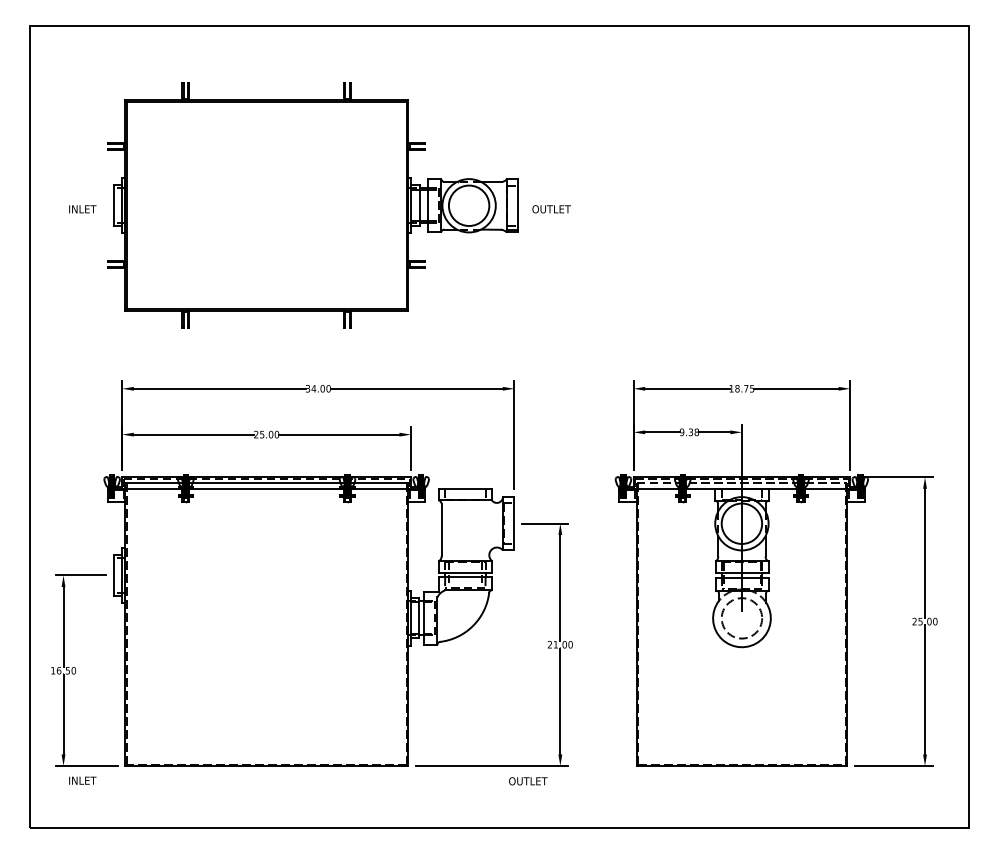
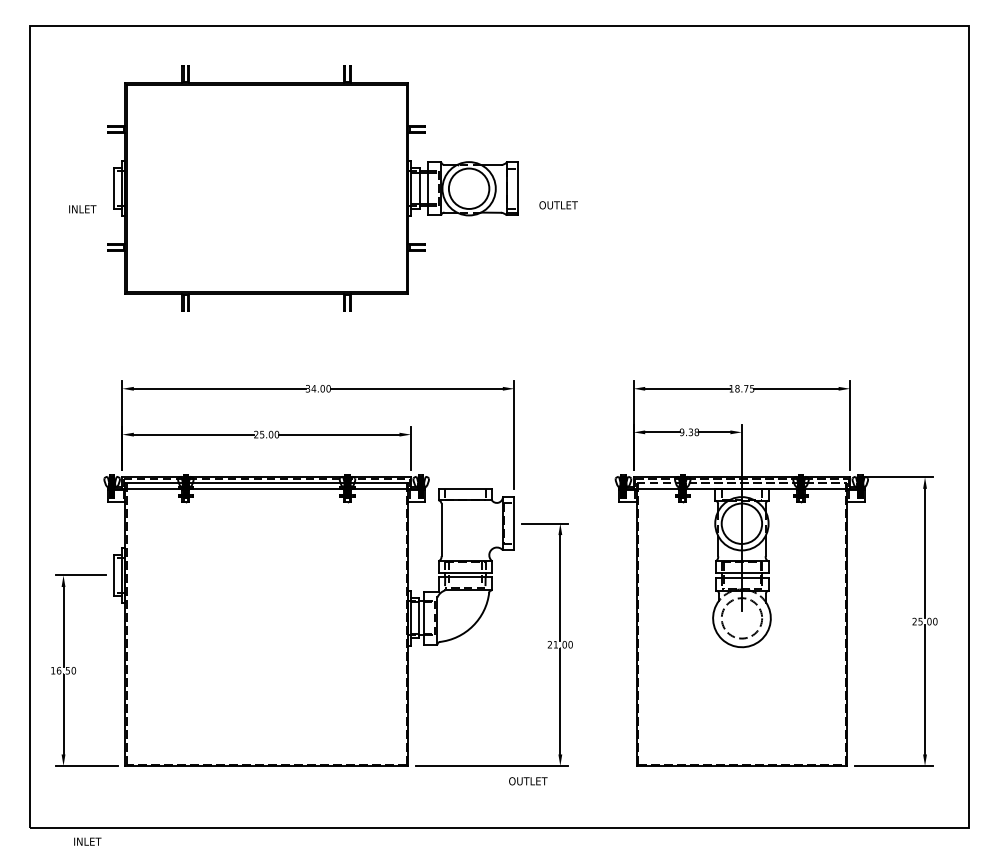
part position: (312, 205) -> (312, 188) (312, 188)
text position: (551, 209) -> (558, 205) (558, 205)
text position: (82, 780) -> (87, 841) (87, 841)
